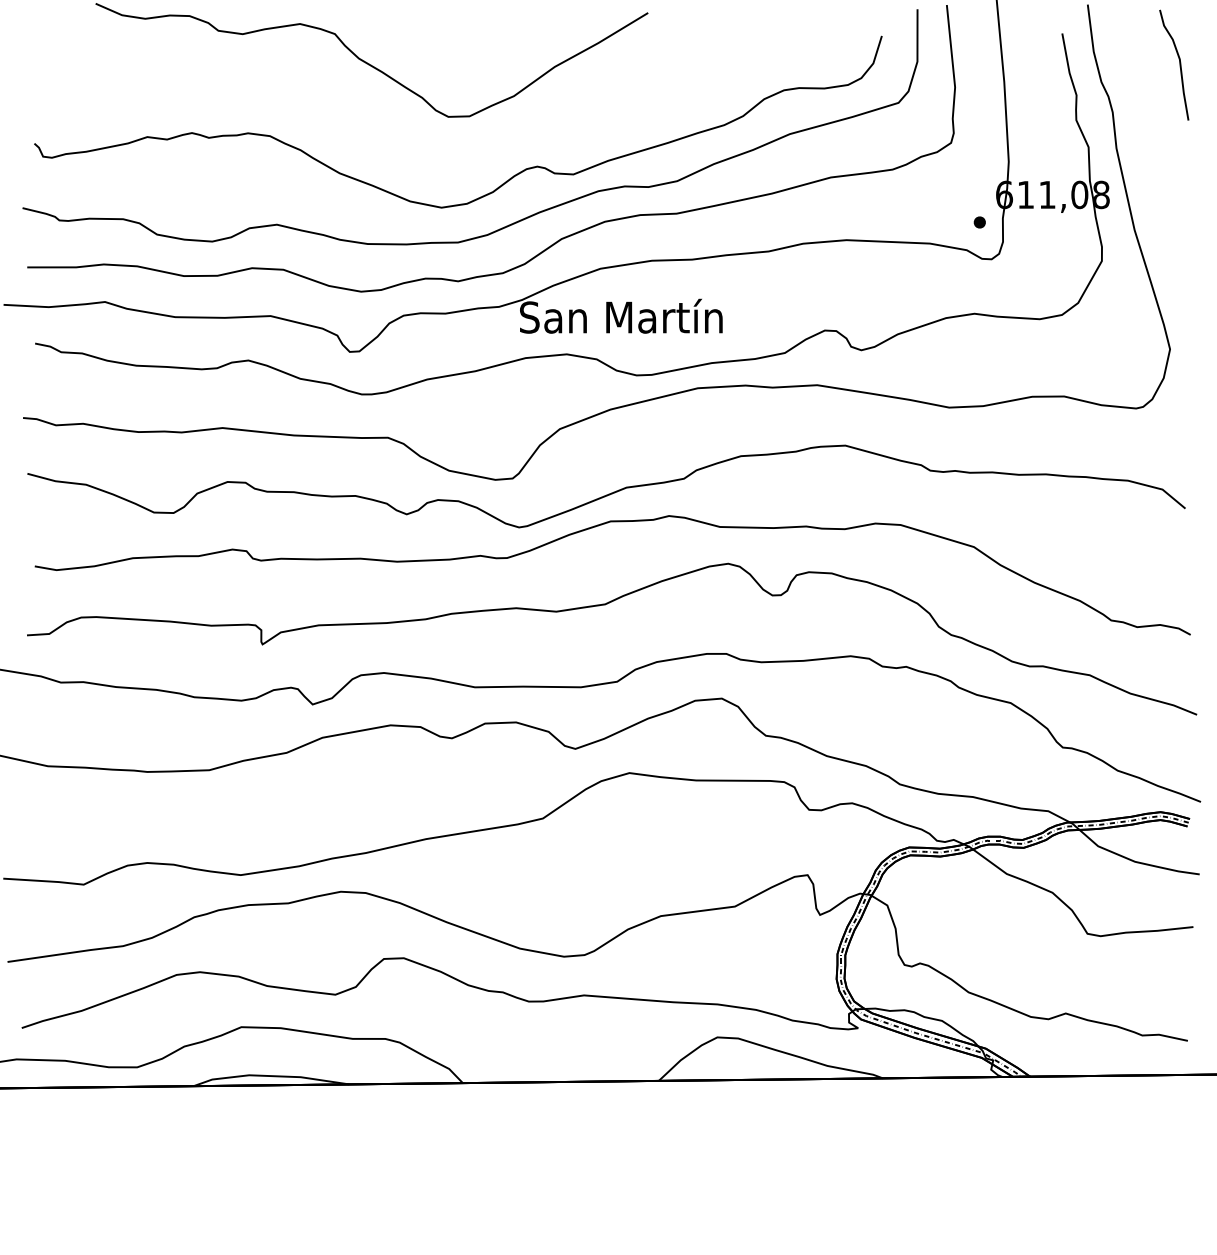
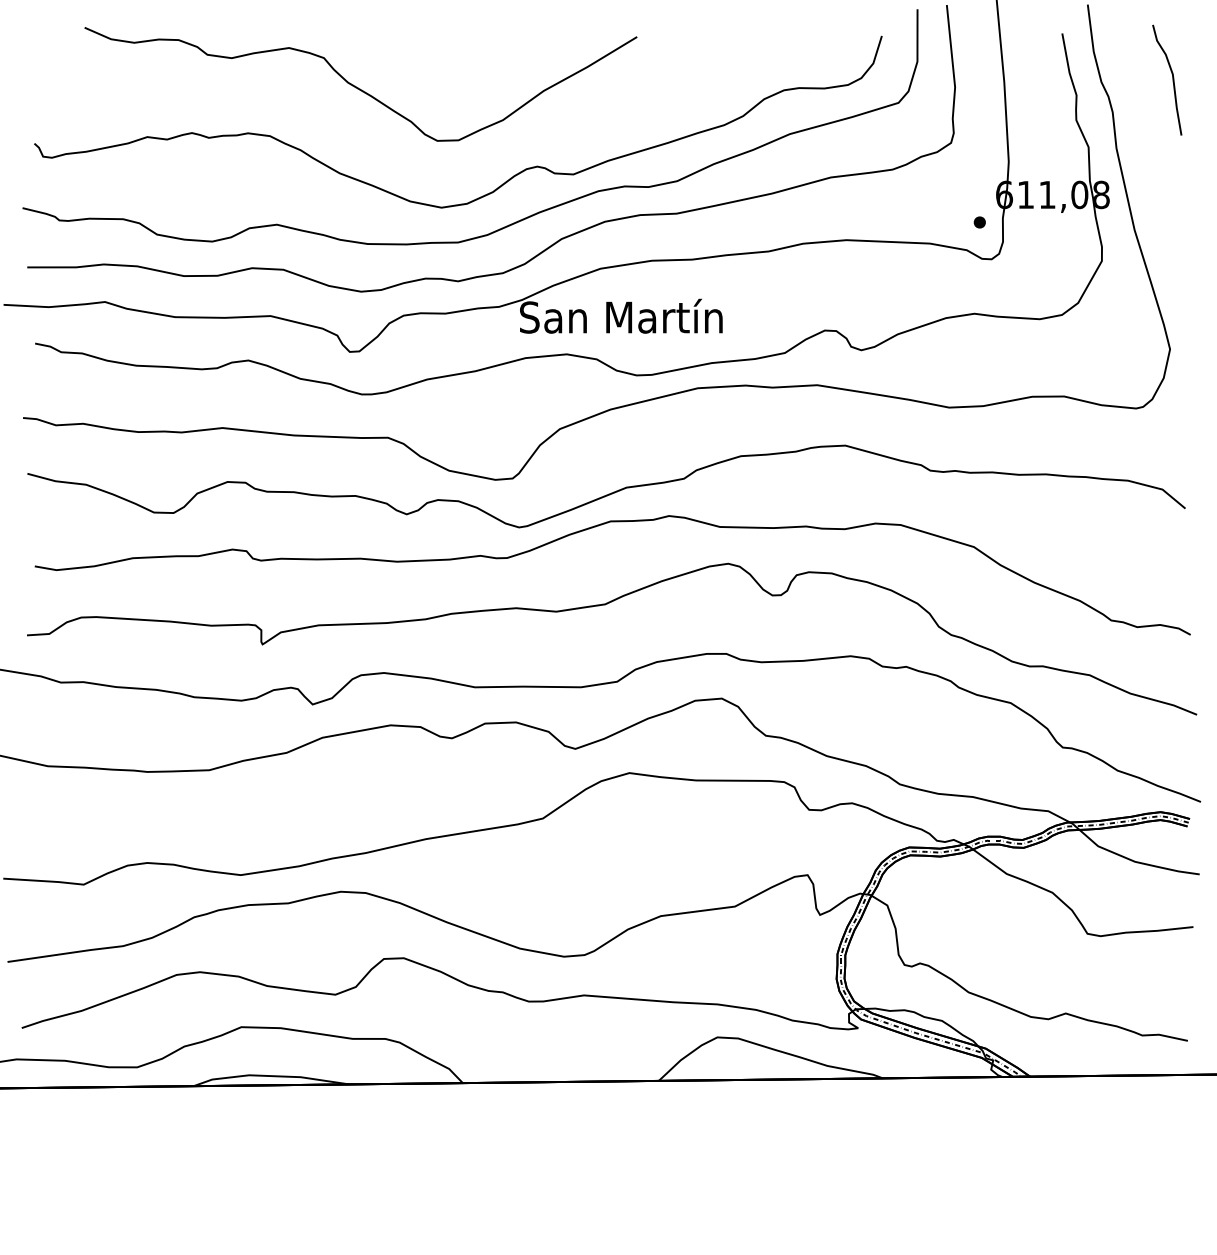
curve position: (369, 63) -> (358, 87) (358, 87)
curve position: (1179, 64) -> (1172, 79) (1172, 79)
